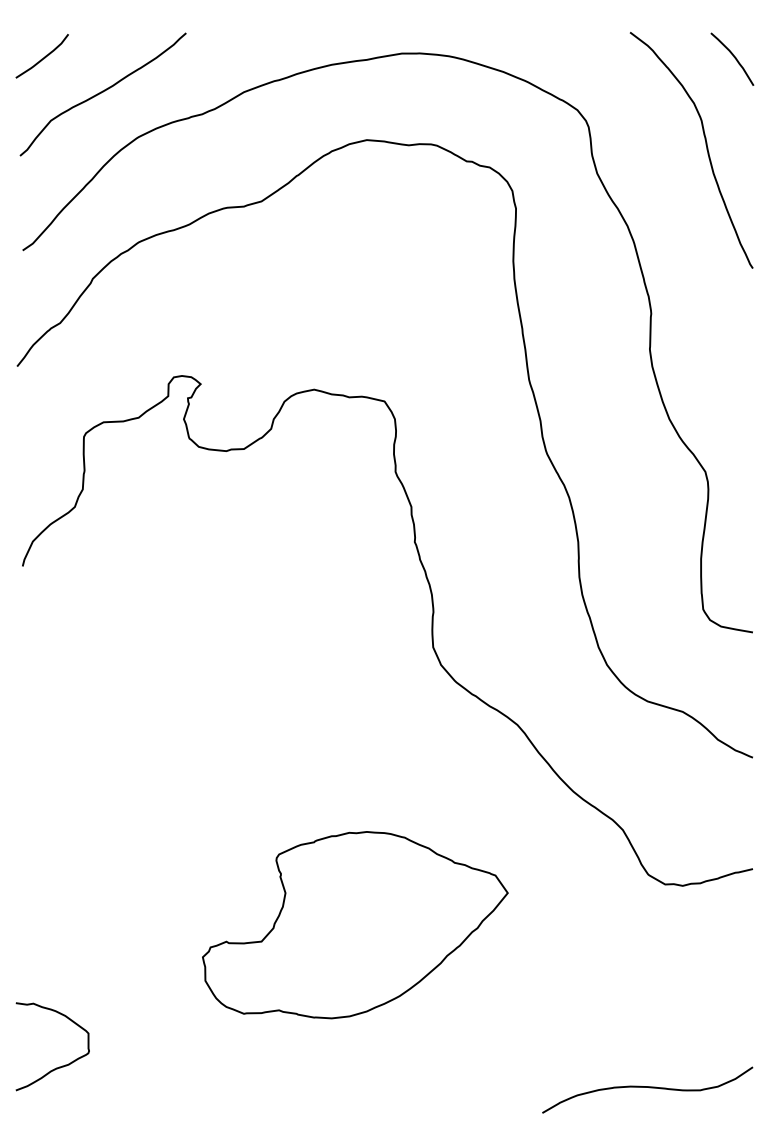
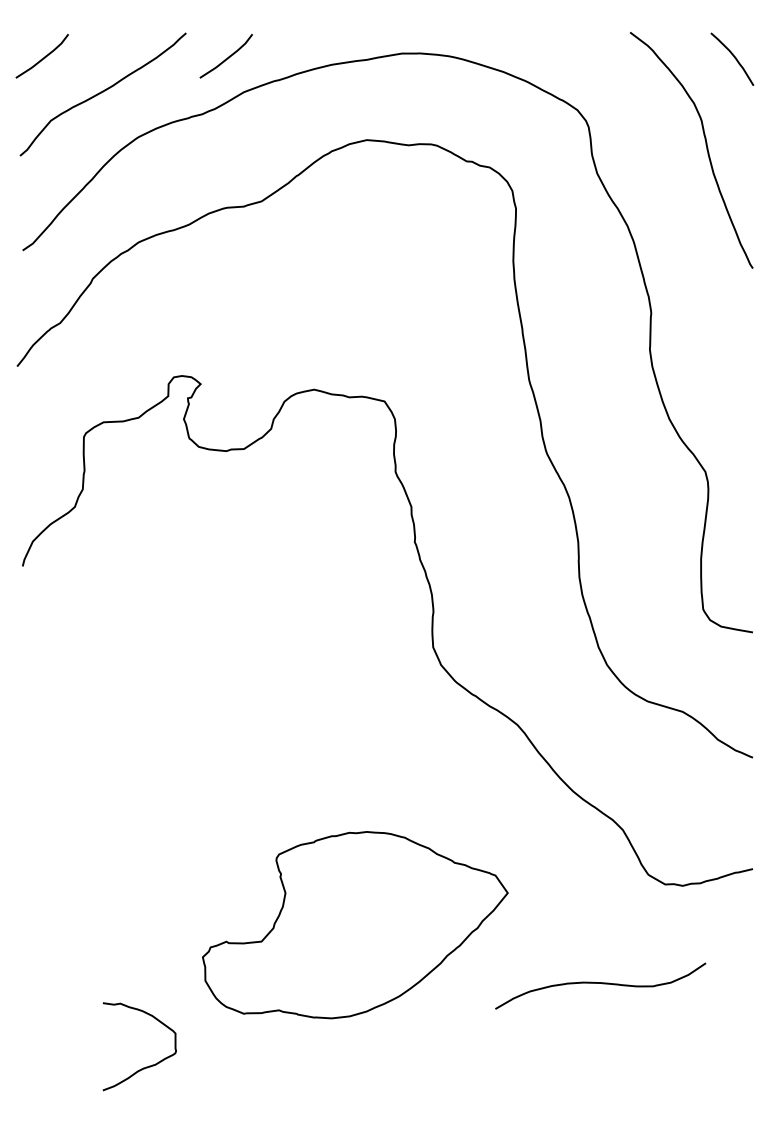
curve: none -> present (225, 58)
curve position: (59, 1066) -> (146, 1066) (146, 1066)
curve position: (647, 1087) -> (600, 983) (600, 983)
